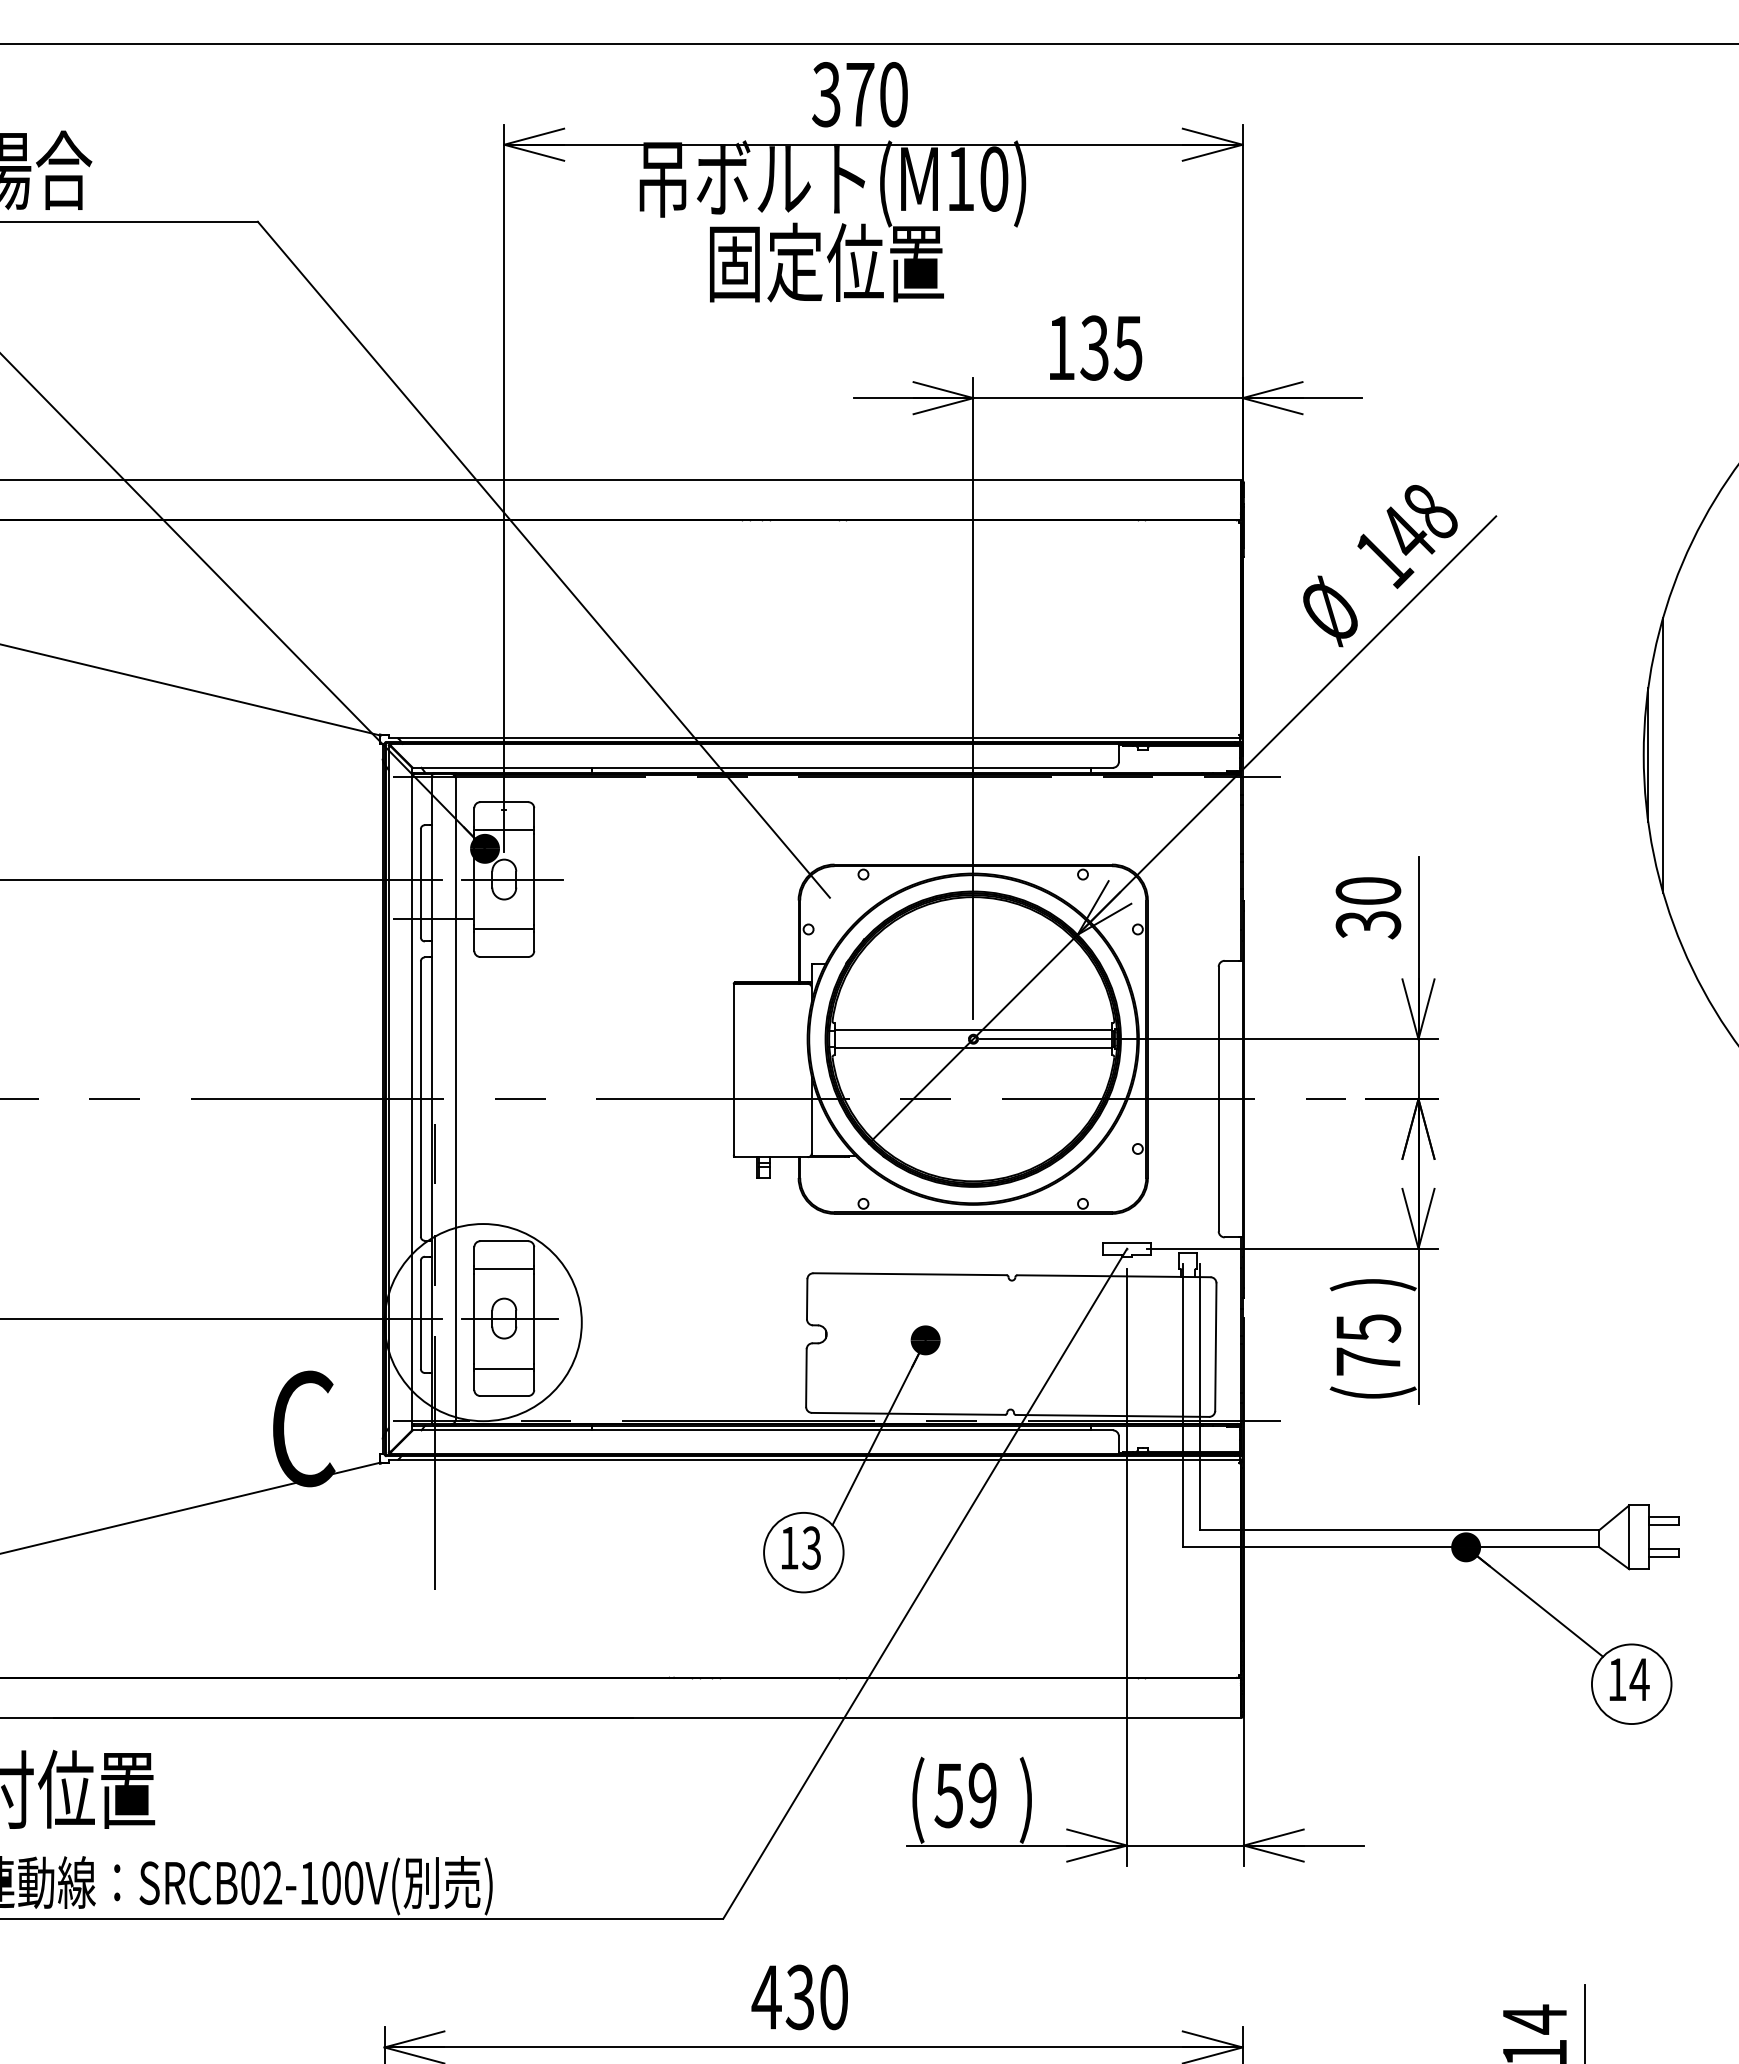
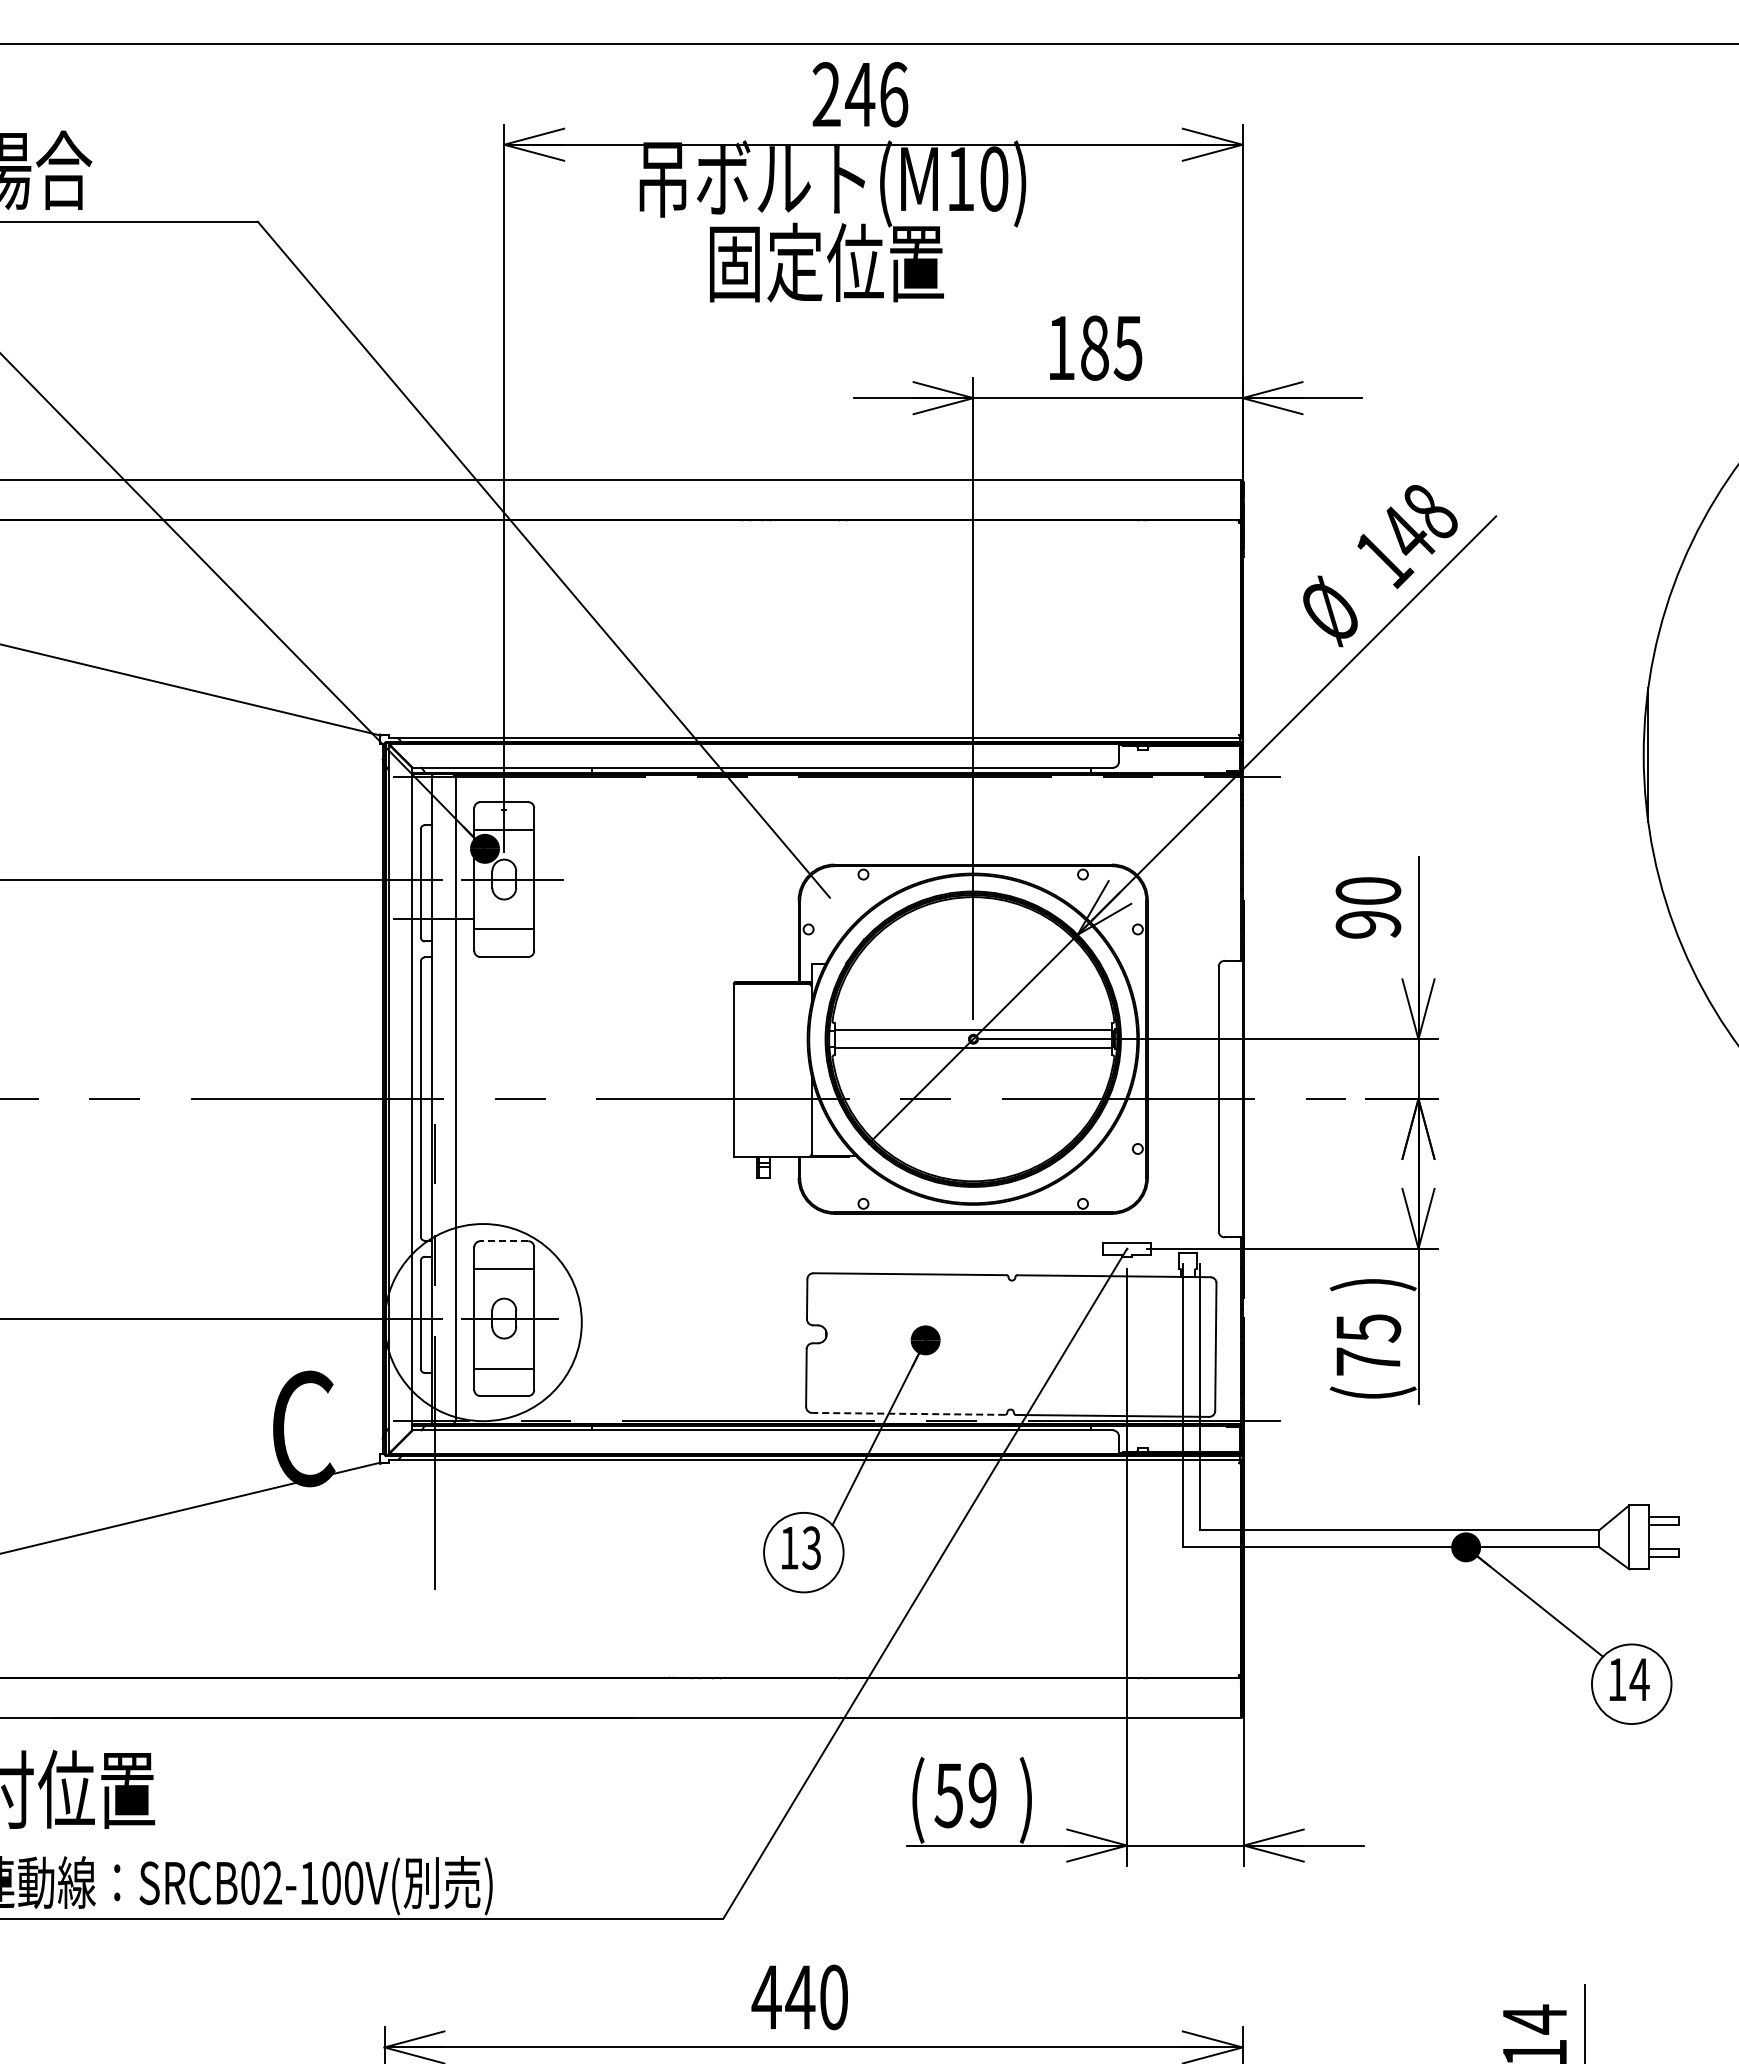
text: 370 -> 246 (860, 94)
text: 135 -> 185 (1094, 347)
line: present -> none (1663, 754)
text: 30 -> 90 (1368, 925)
line: solid -> dashed (504, 1241)
line: solid -> dashed (908, 1413)
text: 430 -> 440 (800, 1997)
